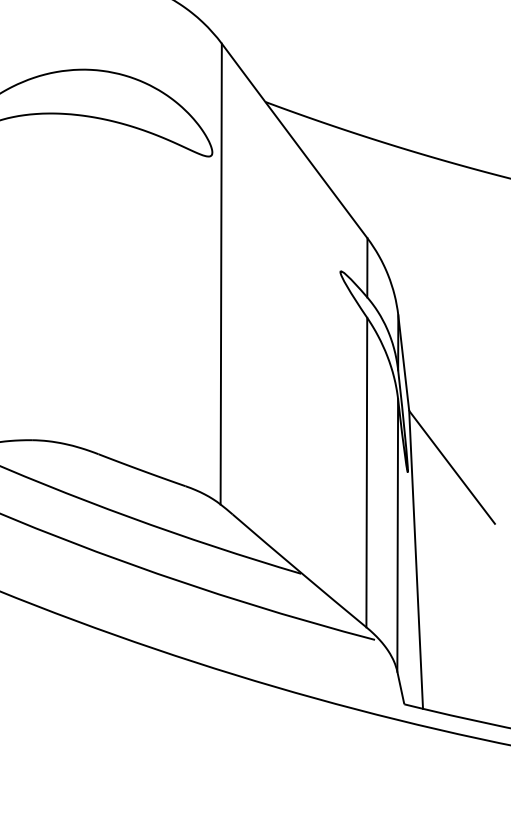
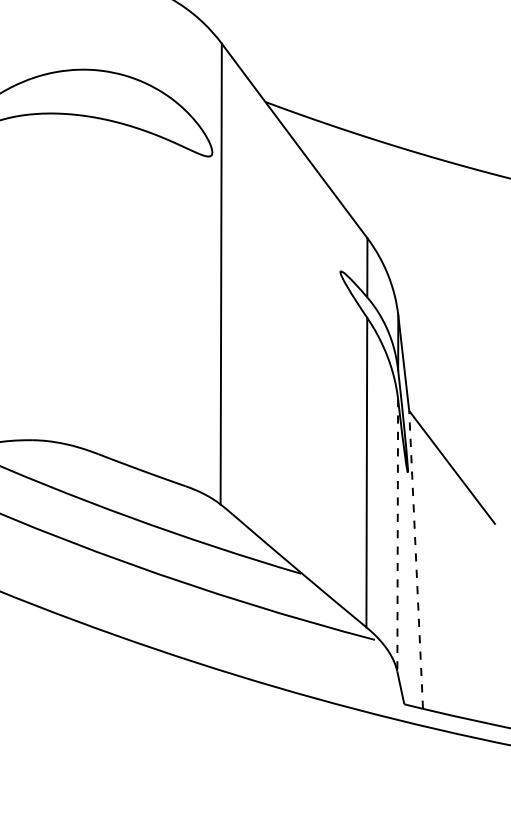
line: solid -> dashed (397, 535)
line: solid -> dashed (416, 559)
